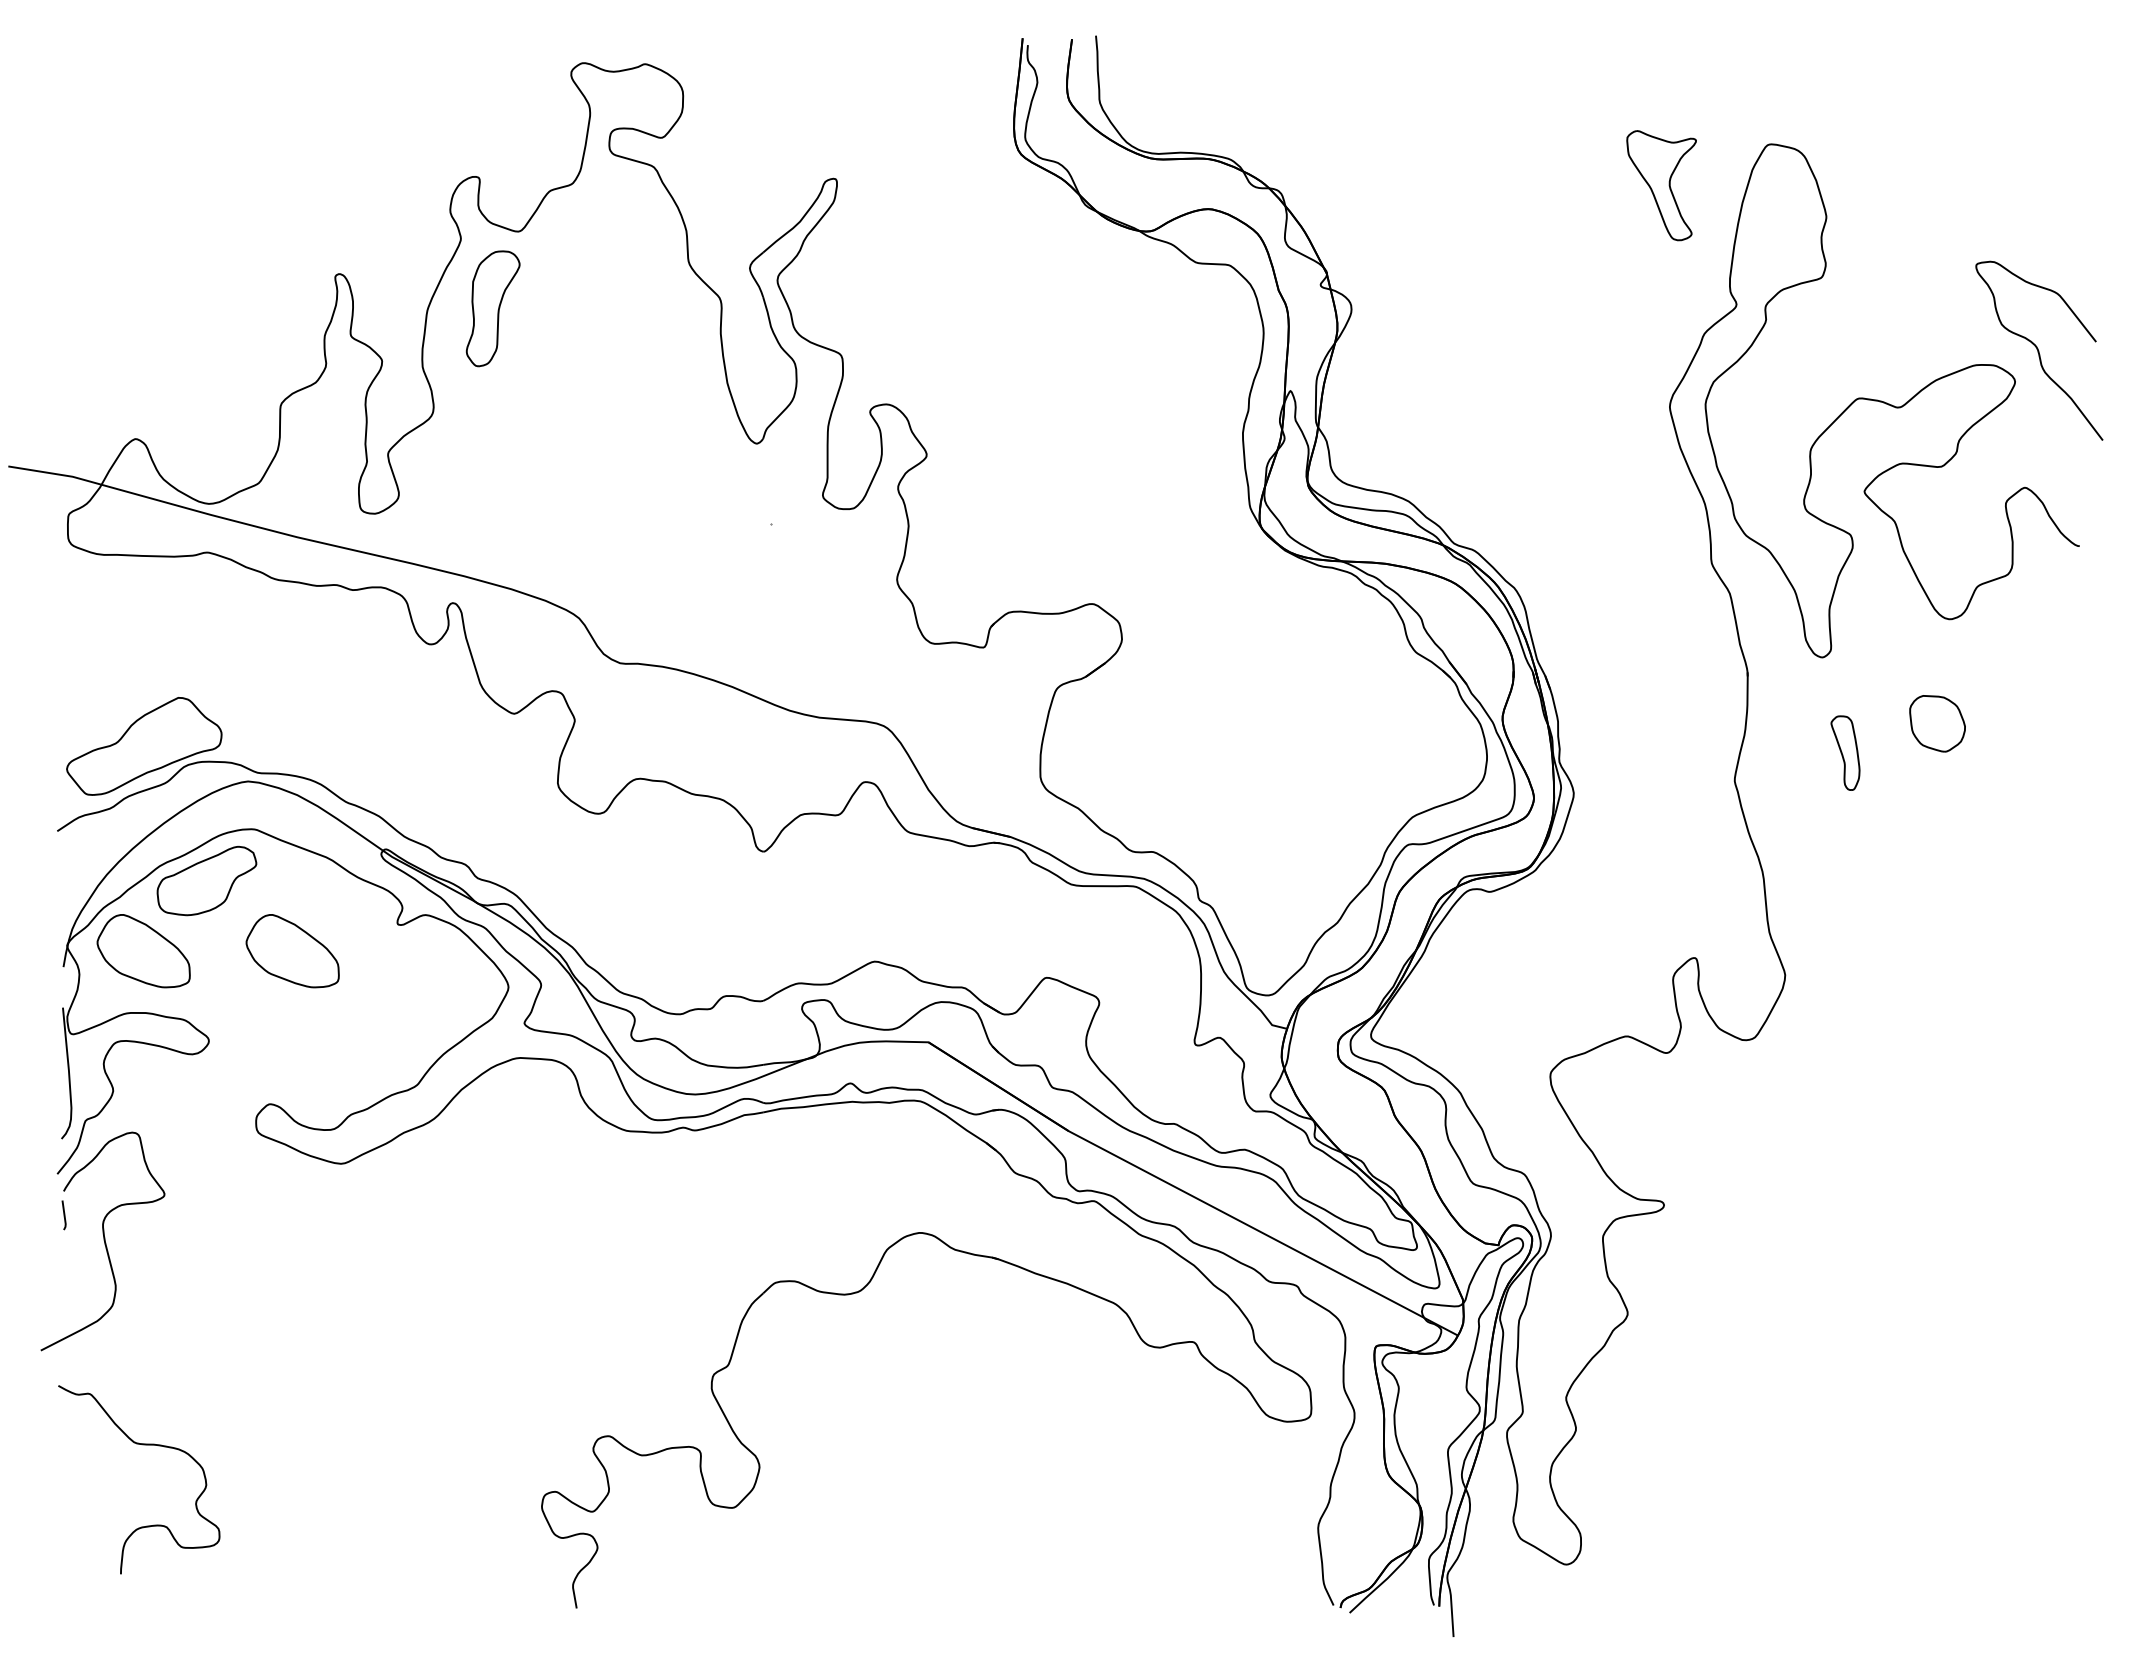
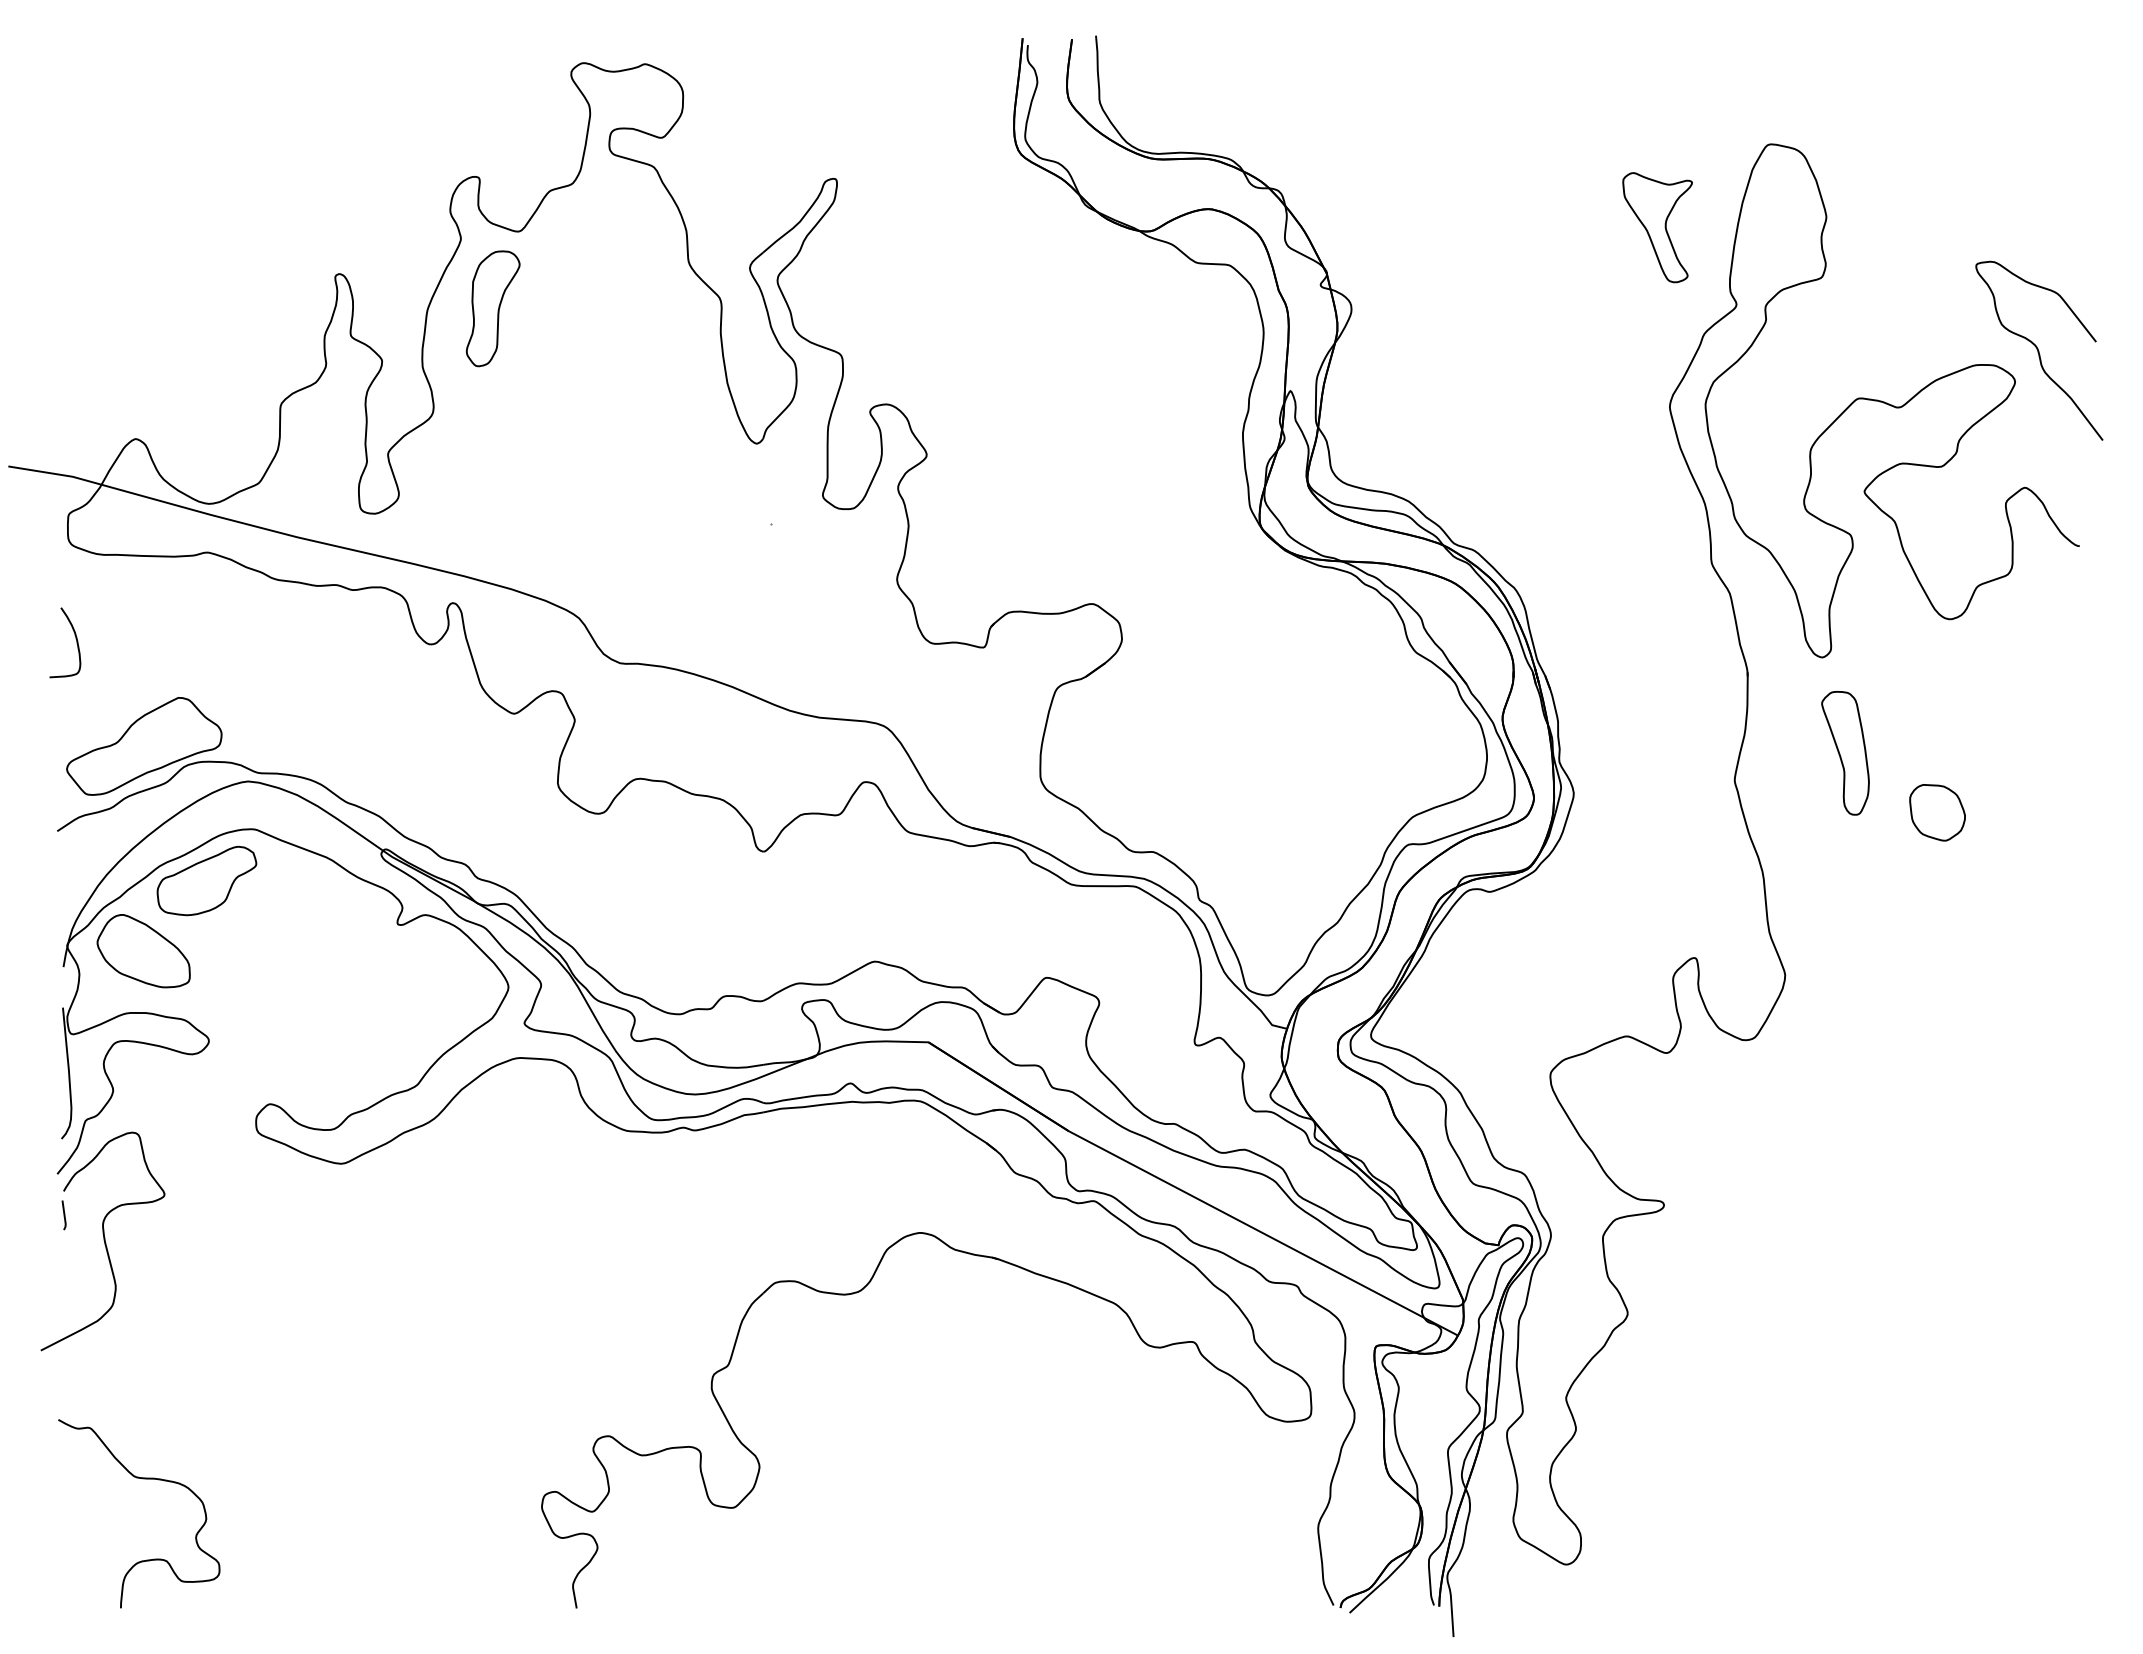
part position: (1661, 185) -> (1657, 227) (1657, 227)
curve: none -> present (75, 638)
part position: (1937, 723) -> (1937, 812) (1937, 812)
part size: 31x76 px -> 49x126 px (1845, 752)
part: present -> none (292, 951)
curve position: (142, 1445) -> (142, 1479) (142, 1479)
